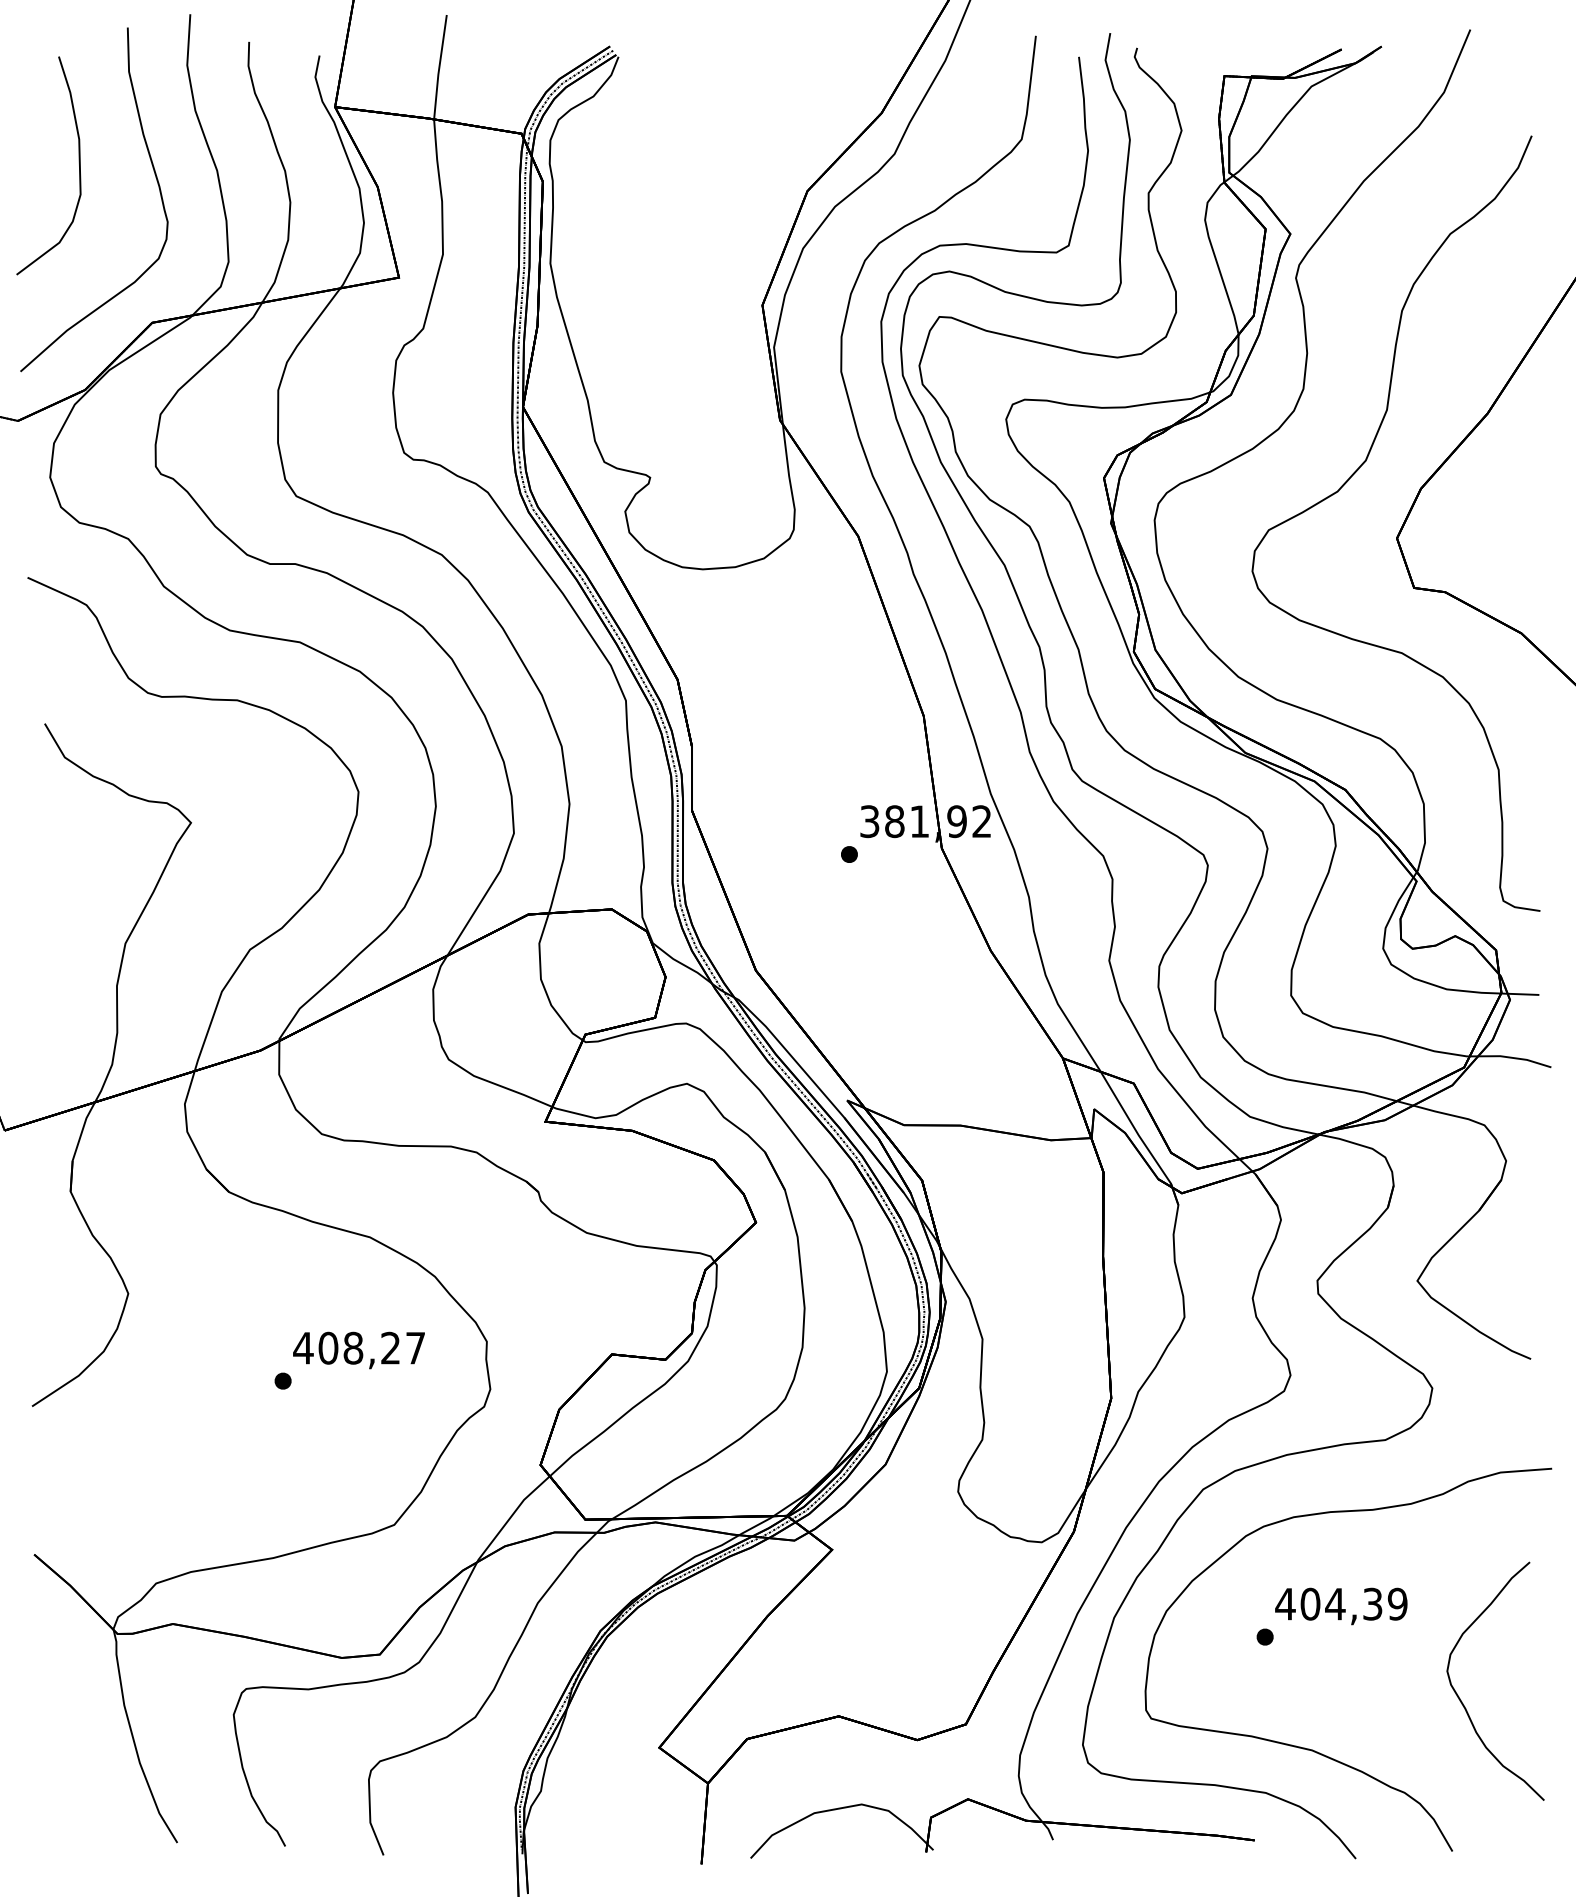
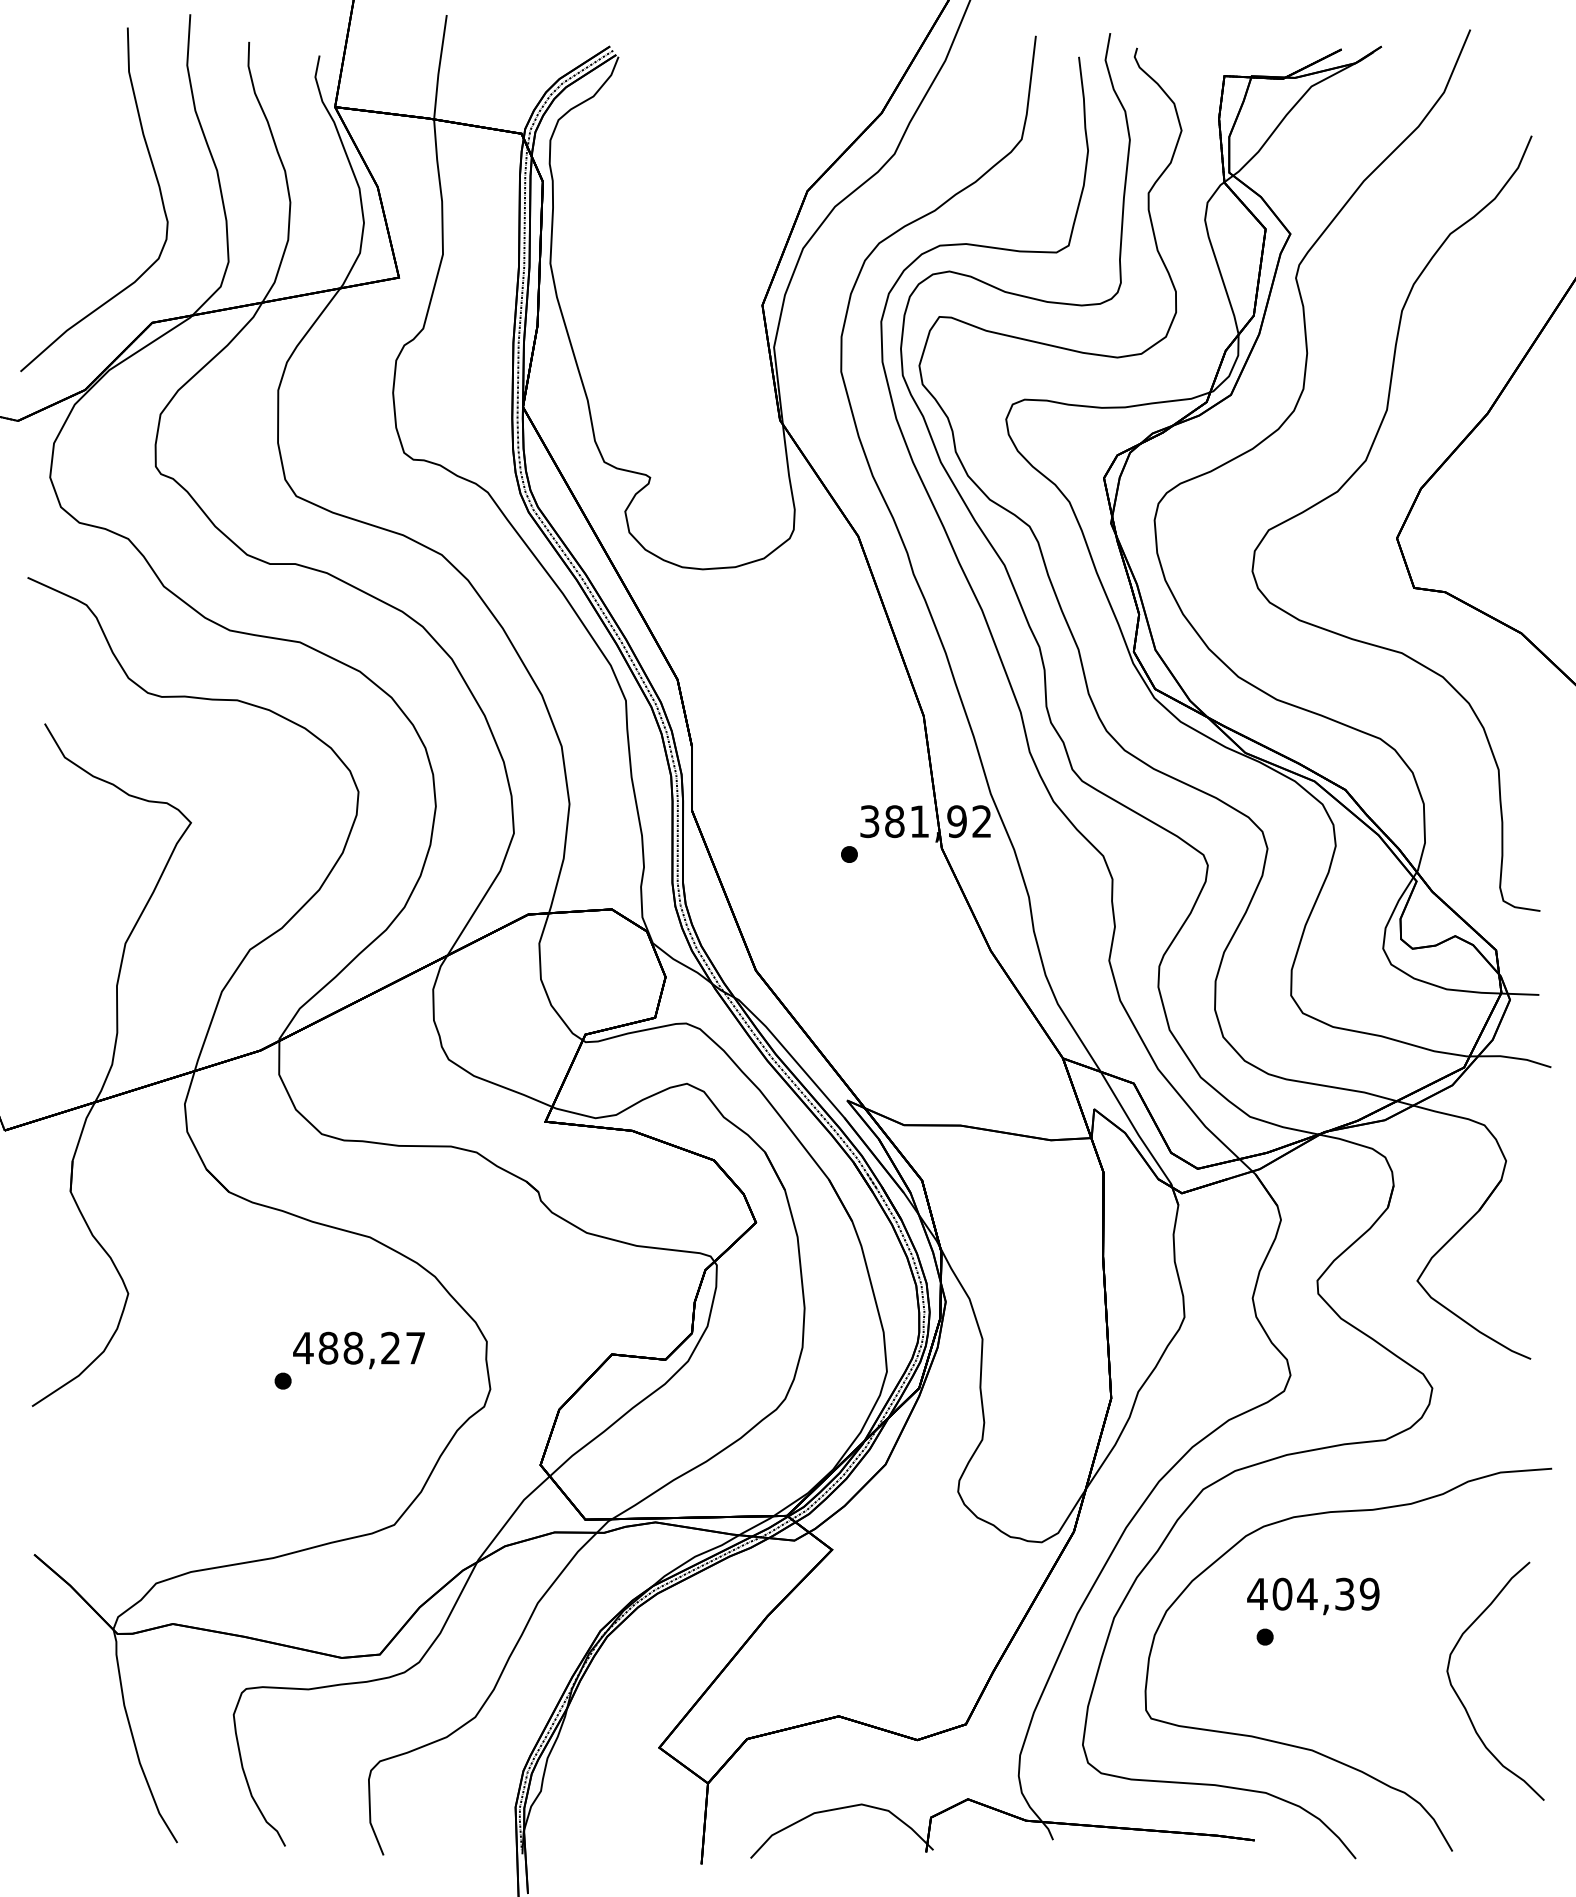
curve: present -> none (78, 162)
text: 408,27 -> 488,27 (328, 1348)
text position: (1341, 1606) -> (1313, 1596) (1313, 1596)
